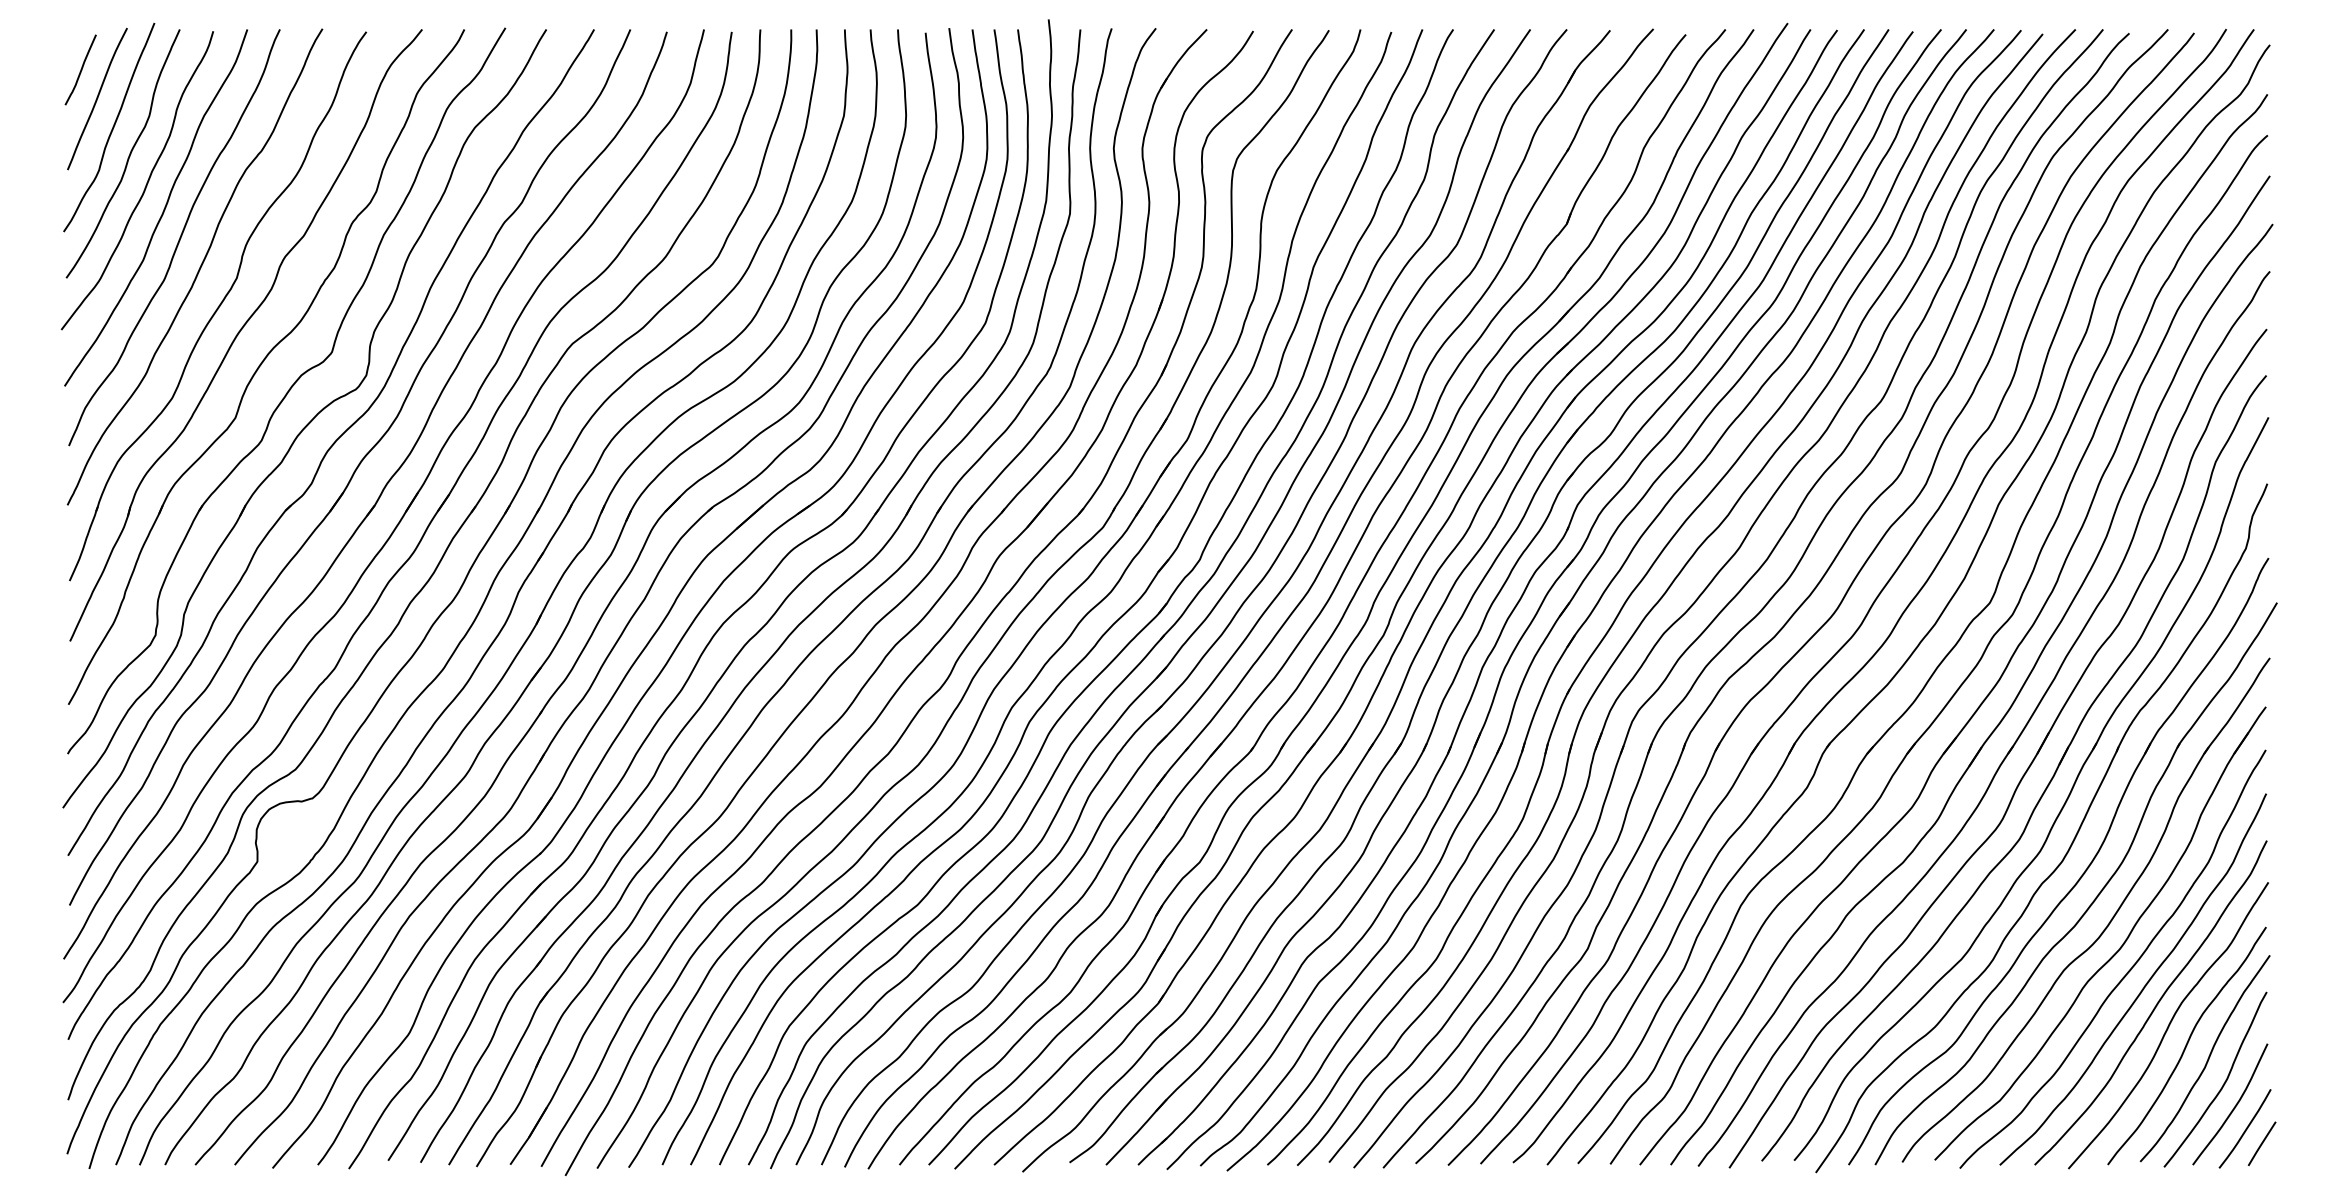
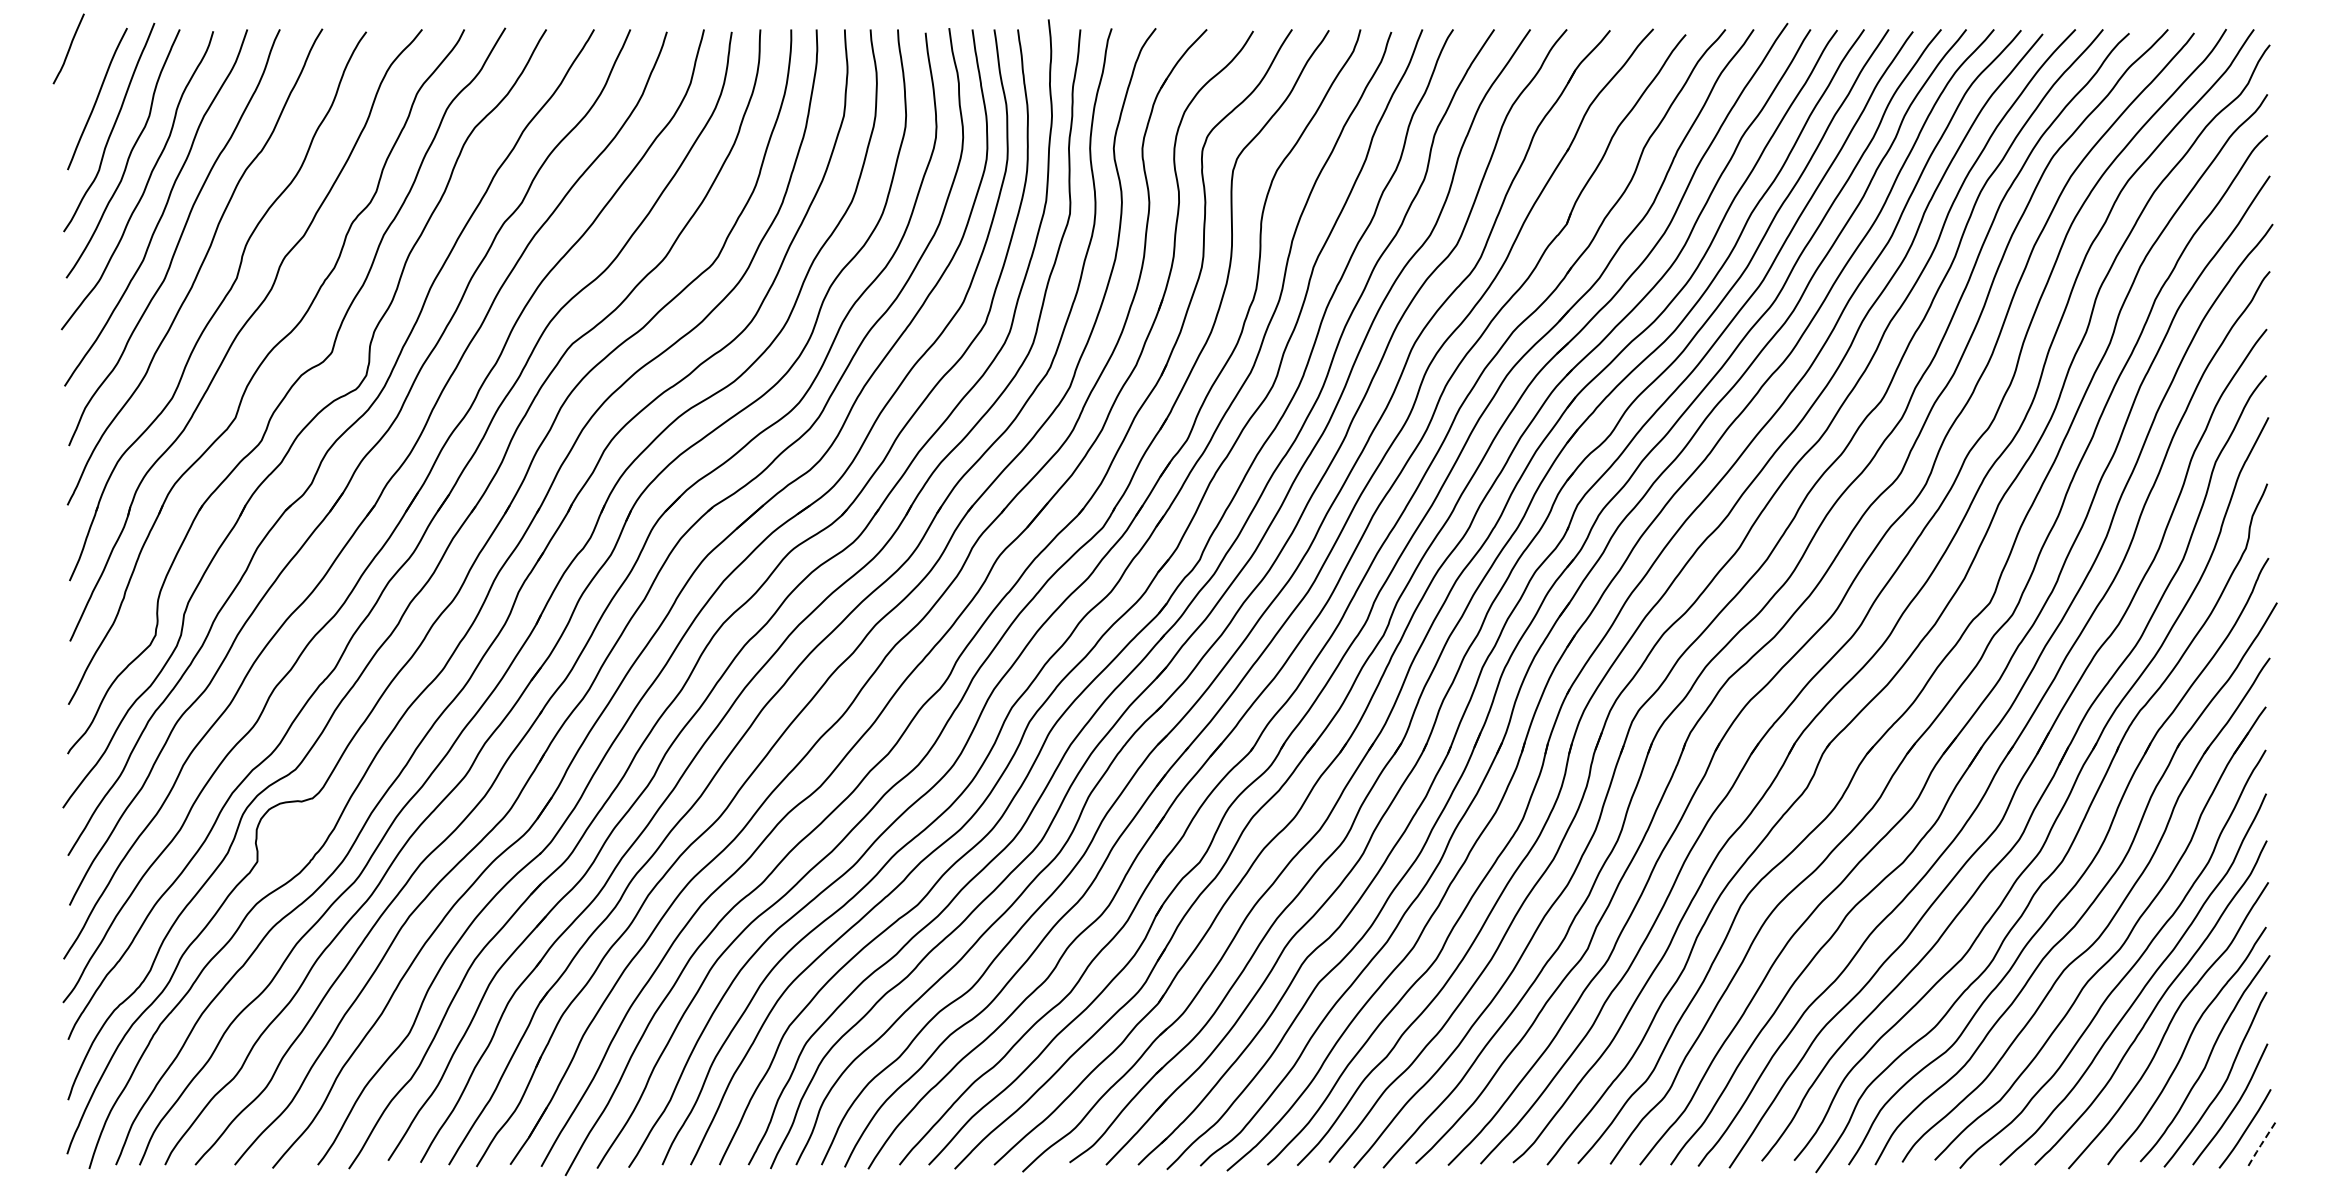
curve position: (80, 69) -> (68, 48) (68, 48)
line: solid -> dashed (2261, 1144)
